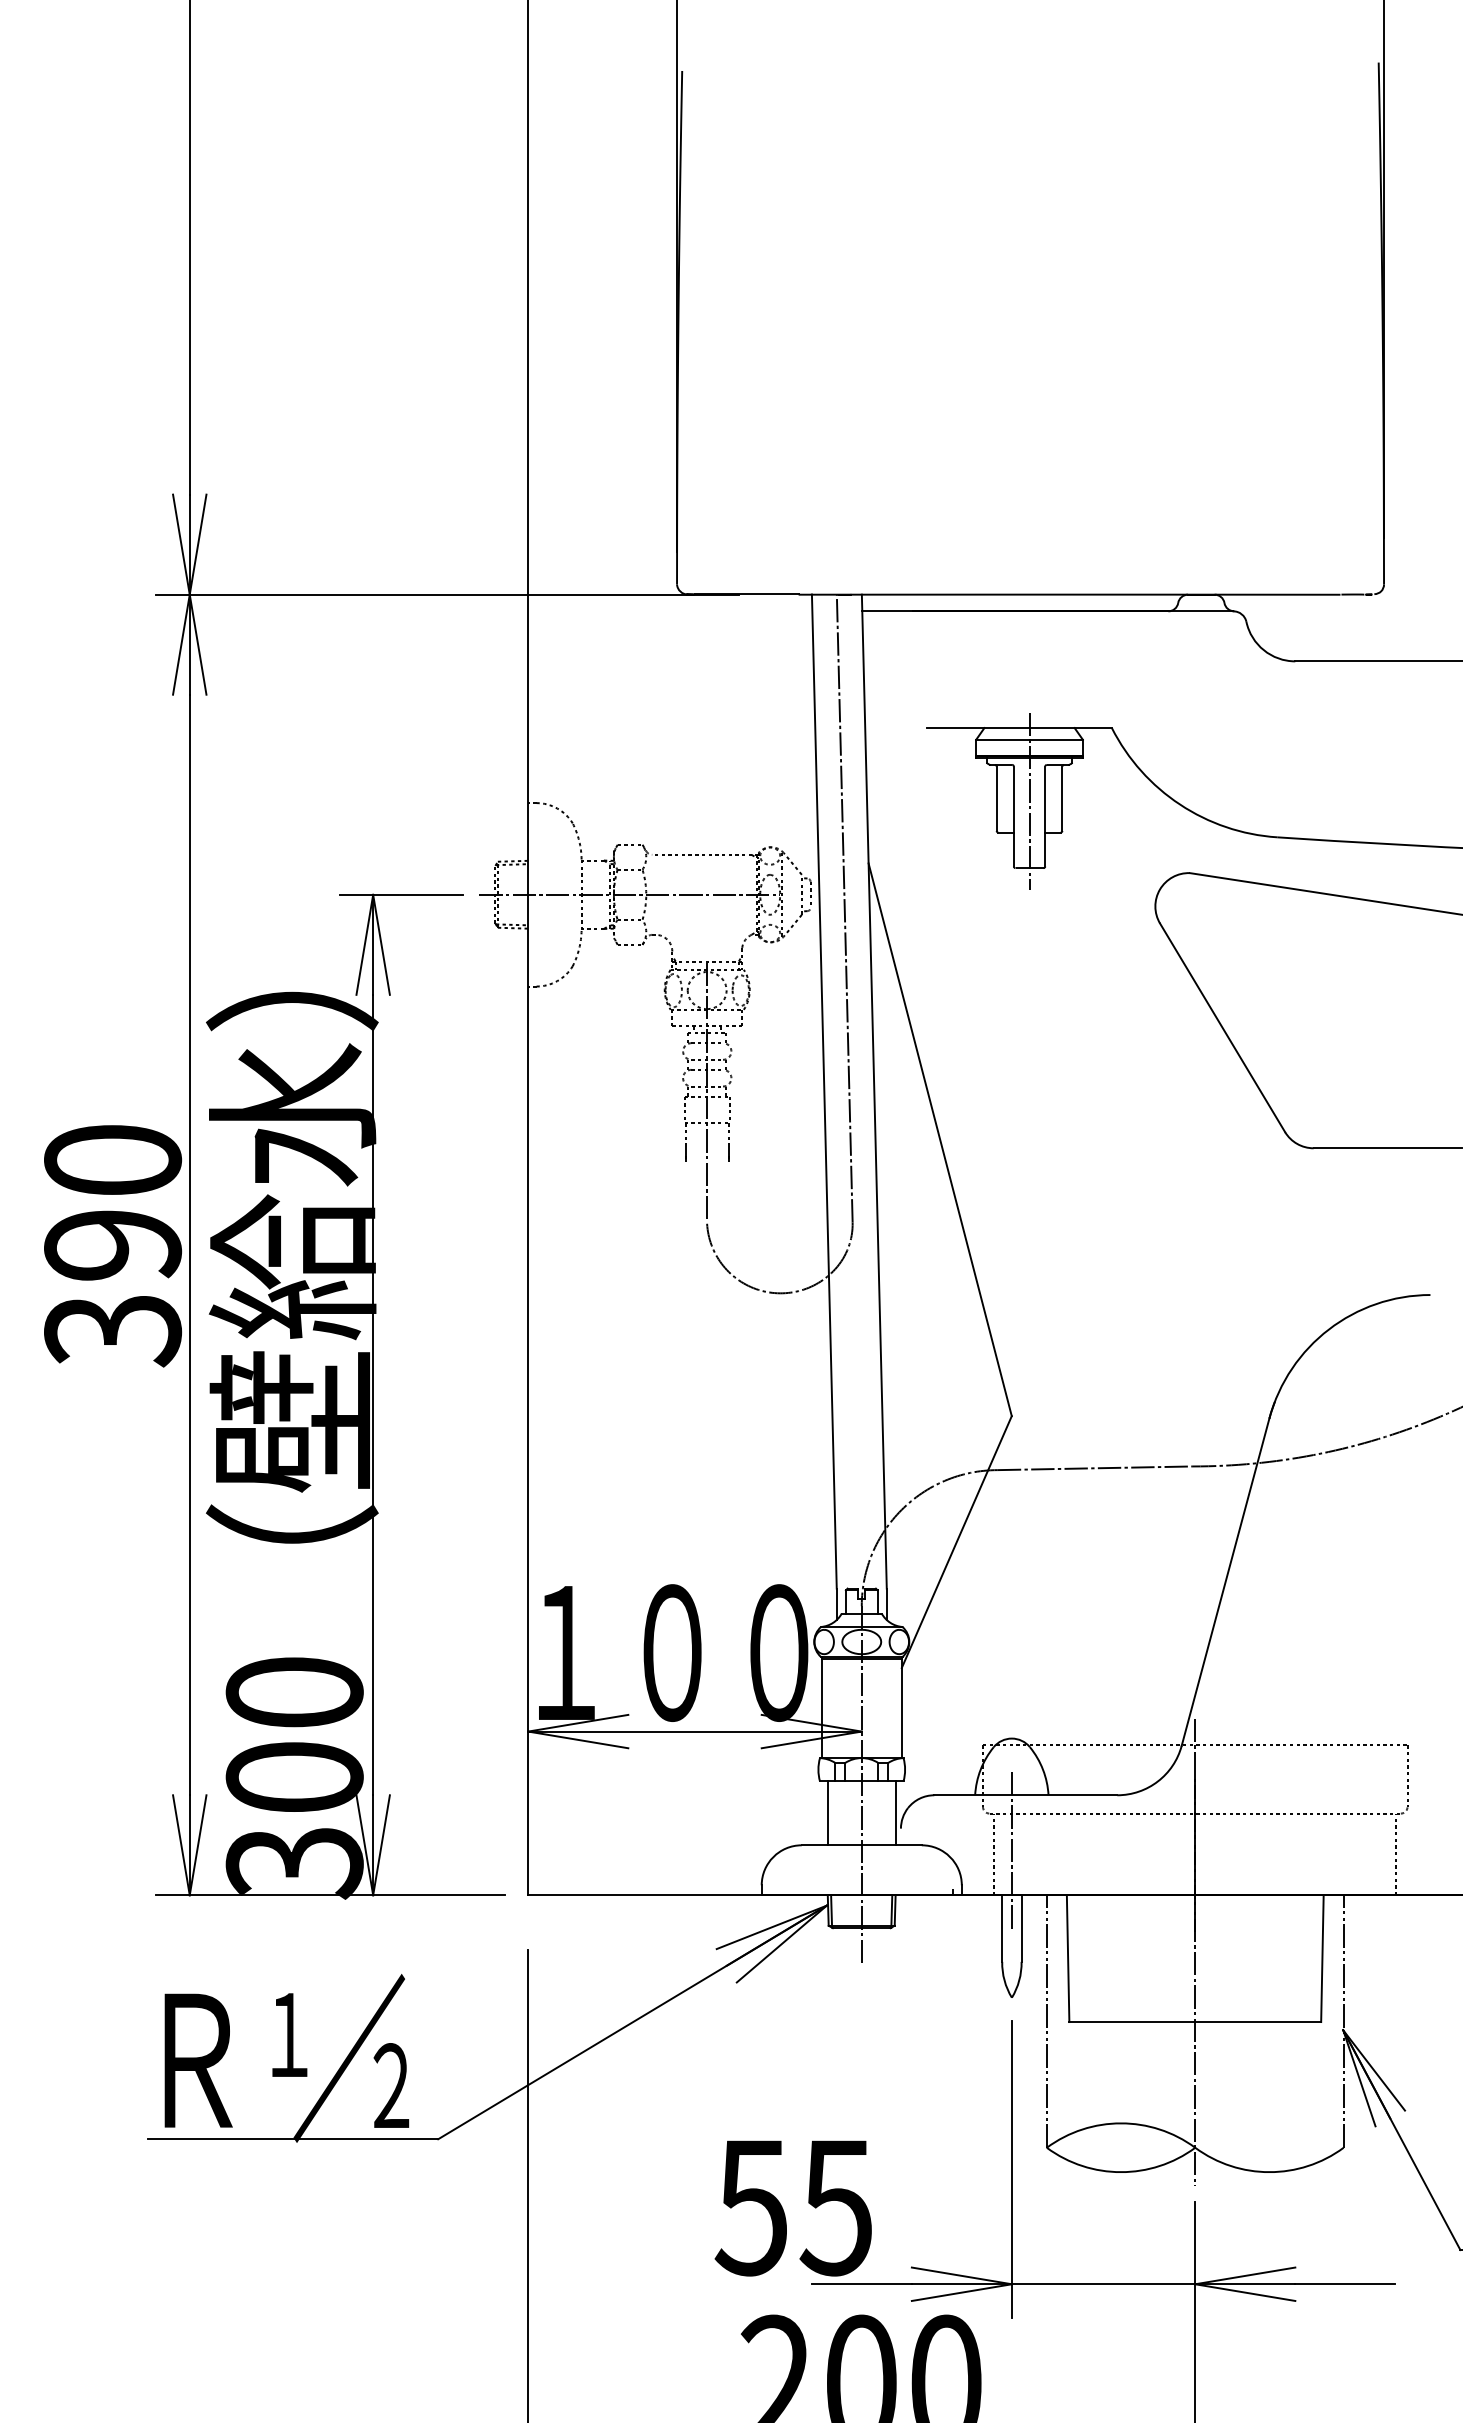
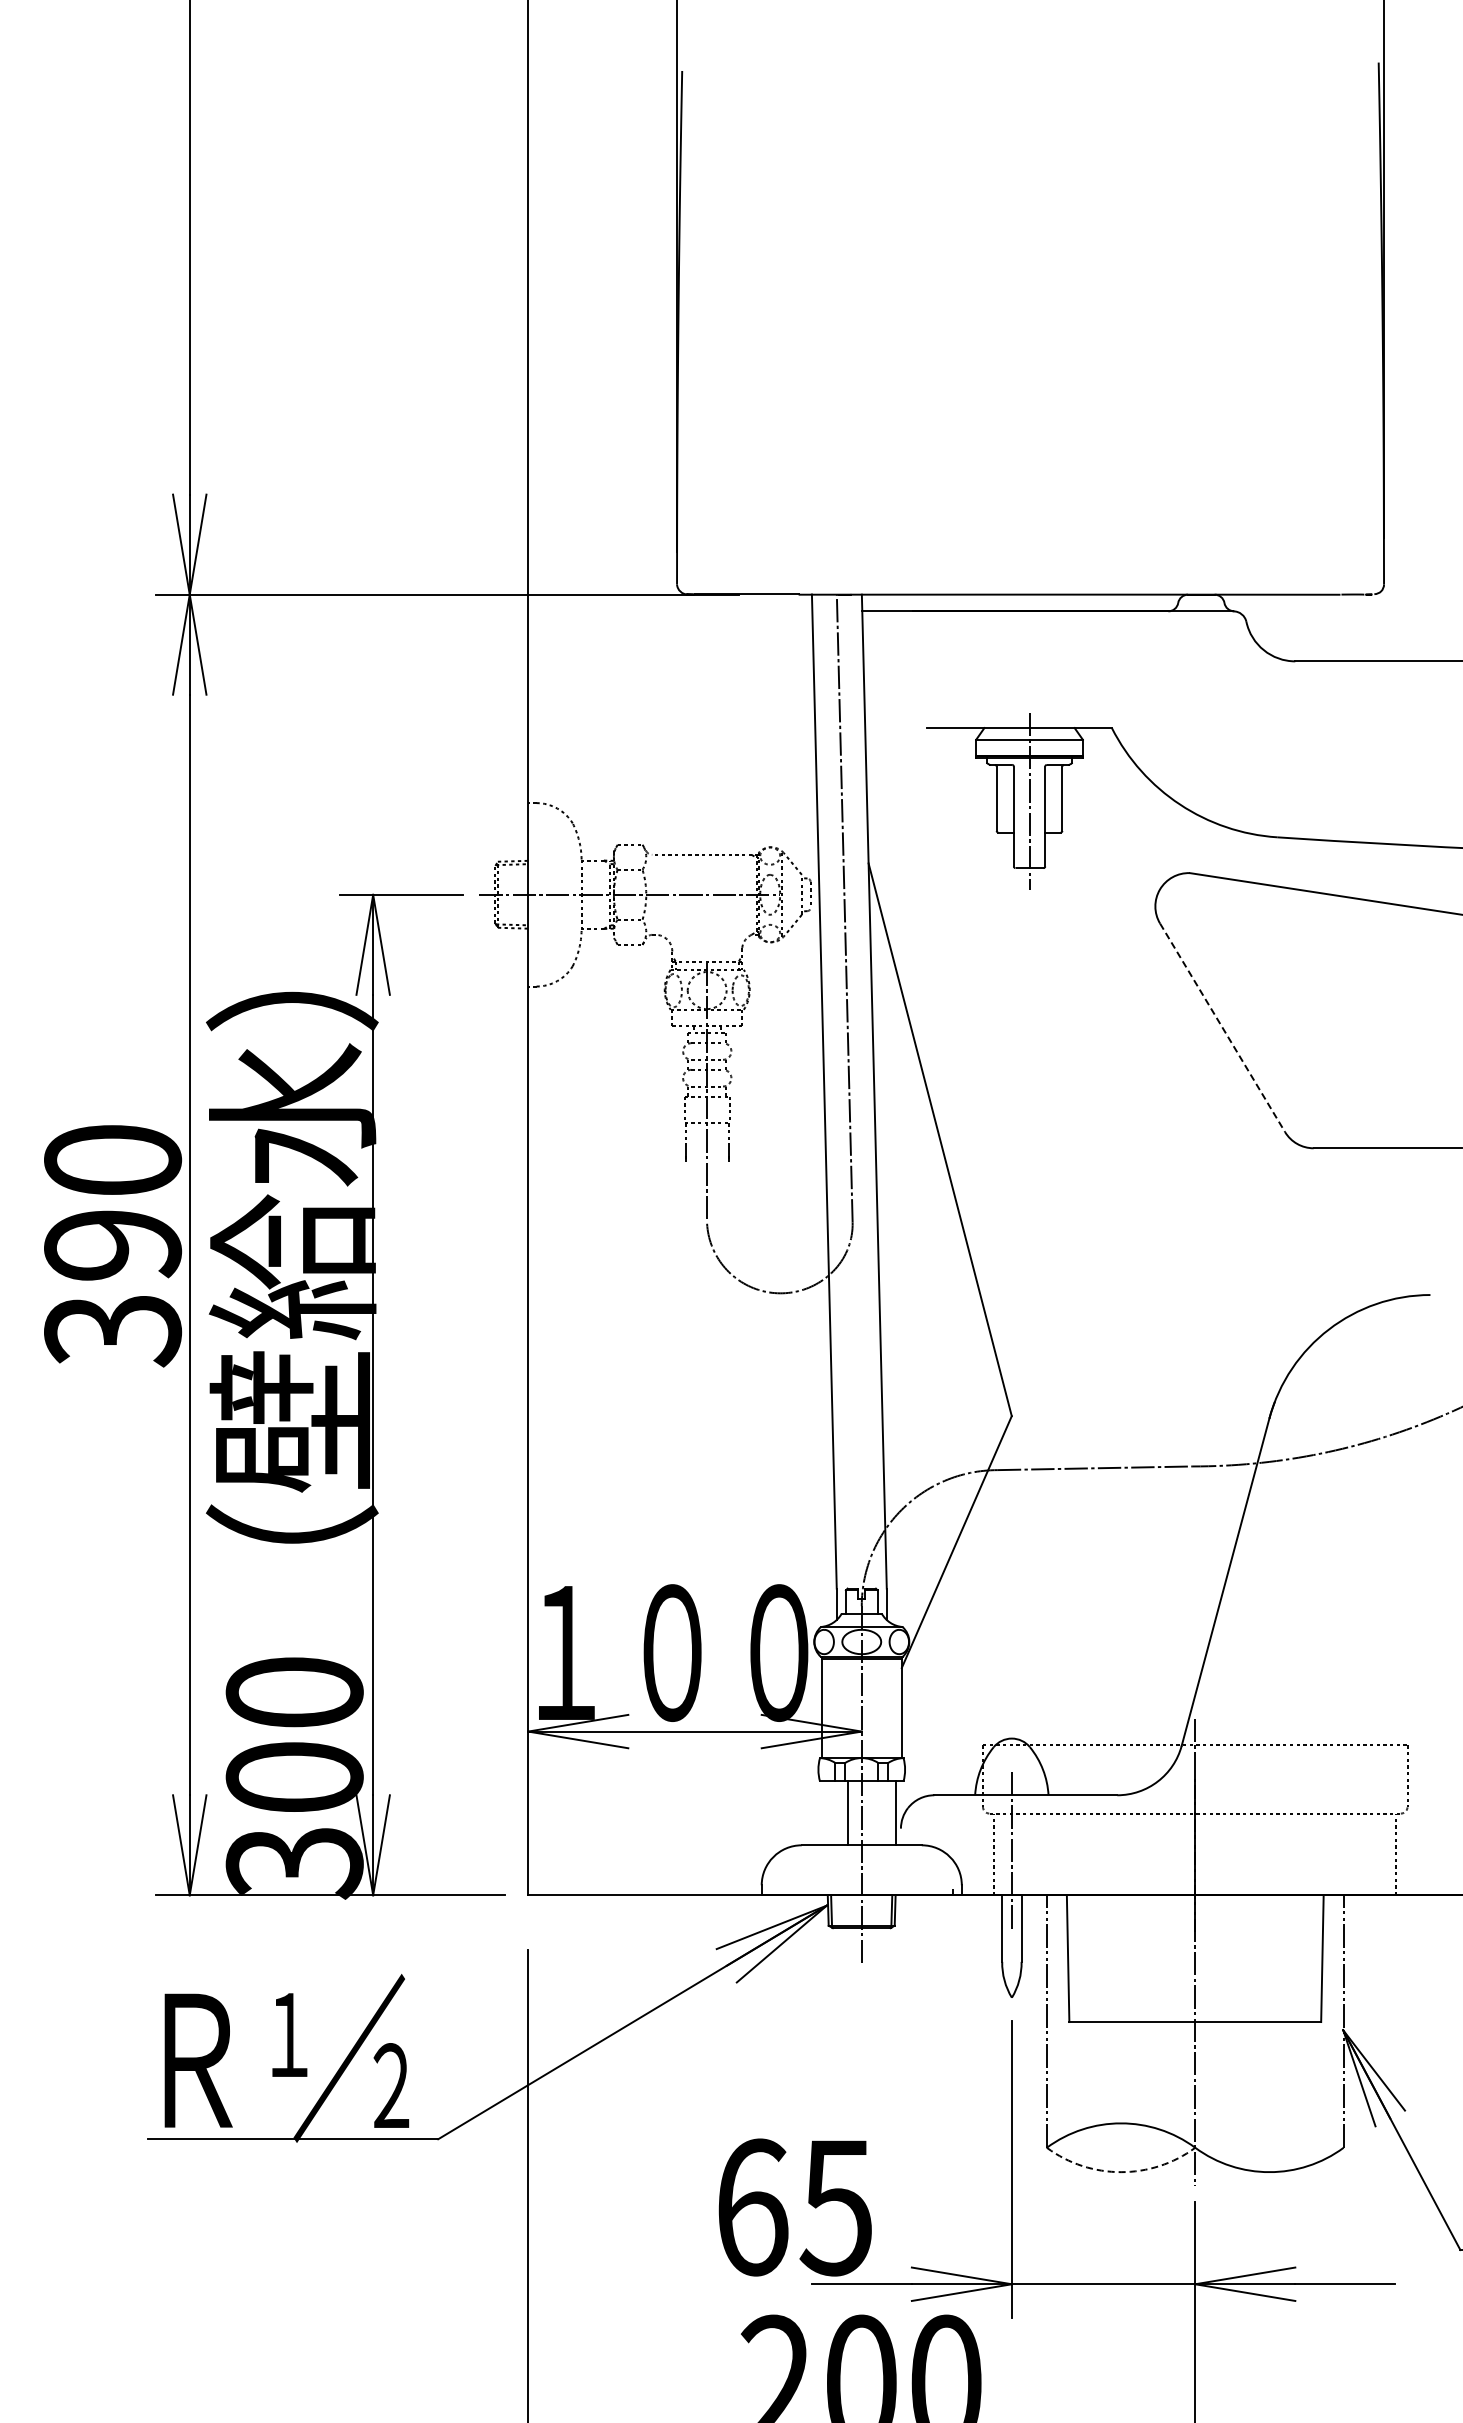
line: solid -> dashed (1222, 1027)
line position: (827, 1813) -> (847, 1813) (847, 1813)
arc: solid -> dashed (1121, 2172)
text: 55 -> 65 (751, 2207)
